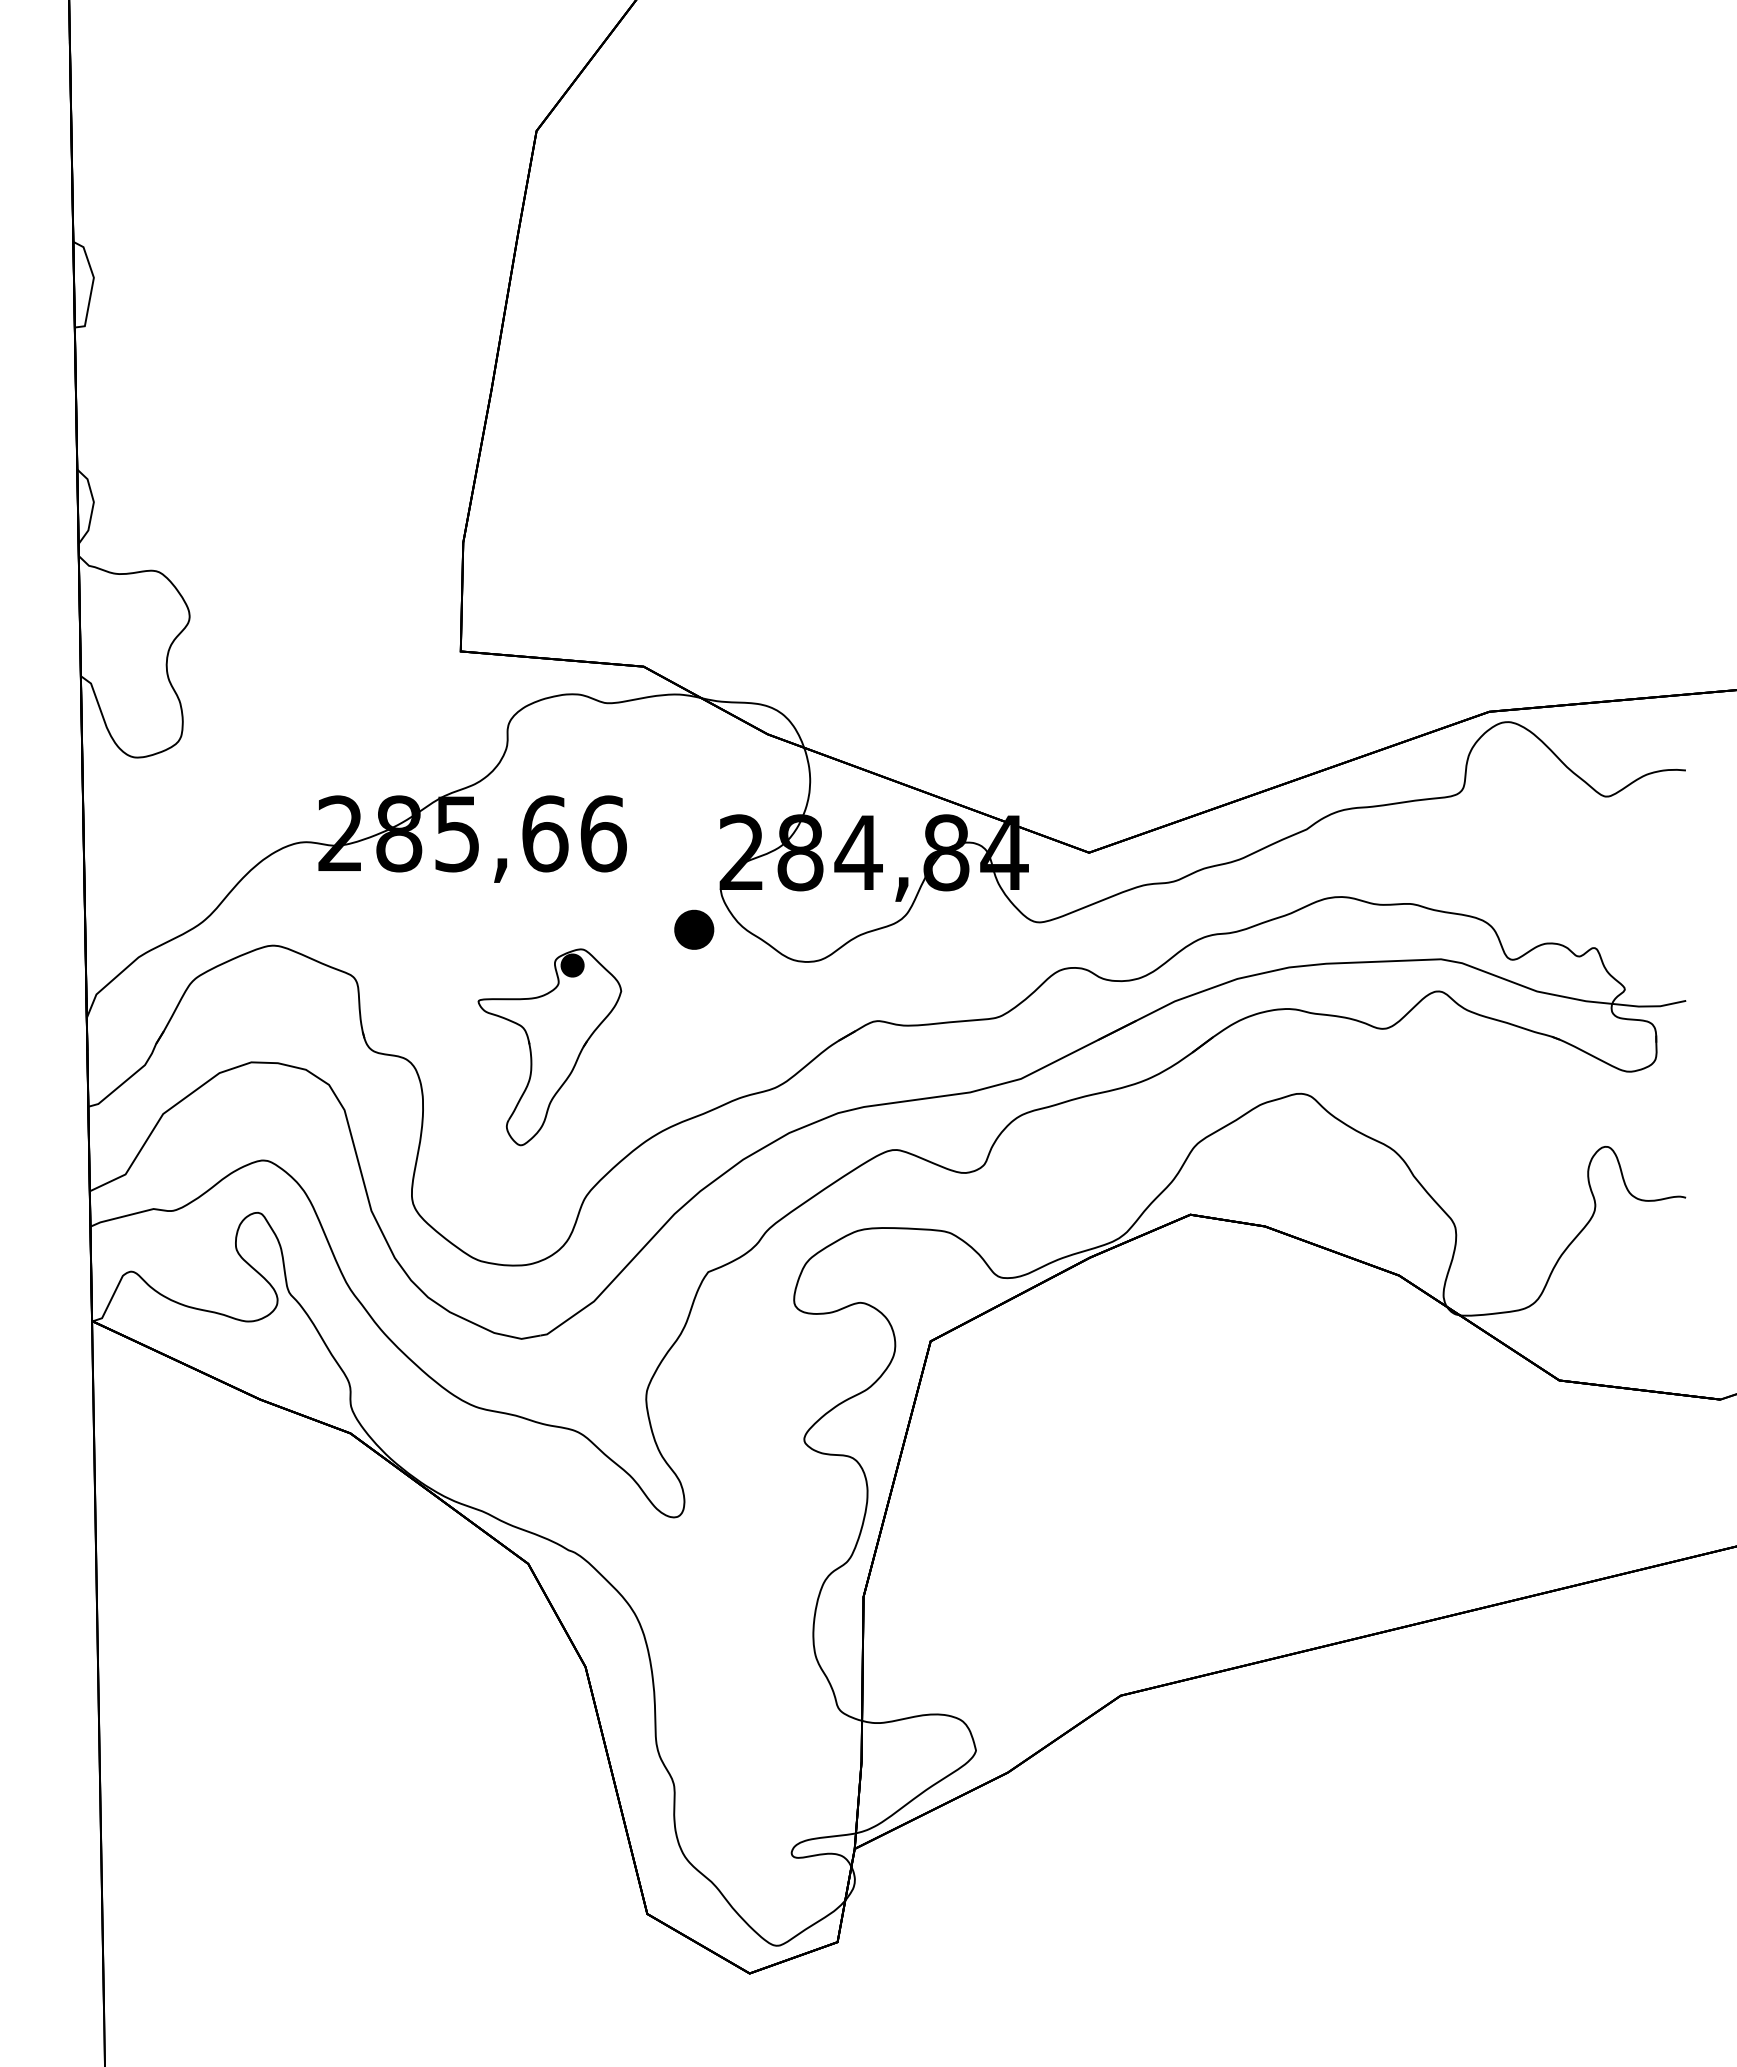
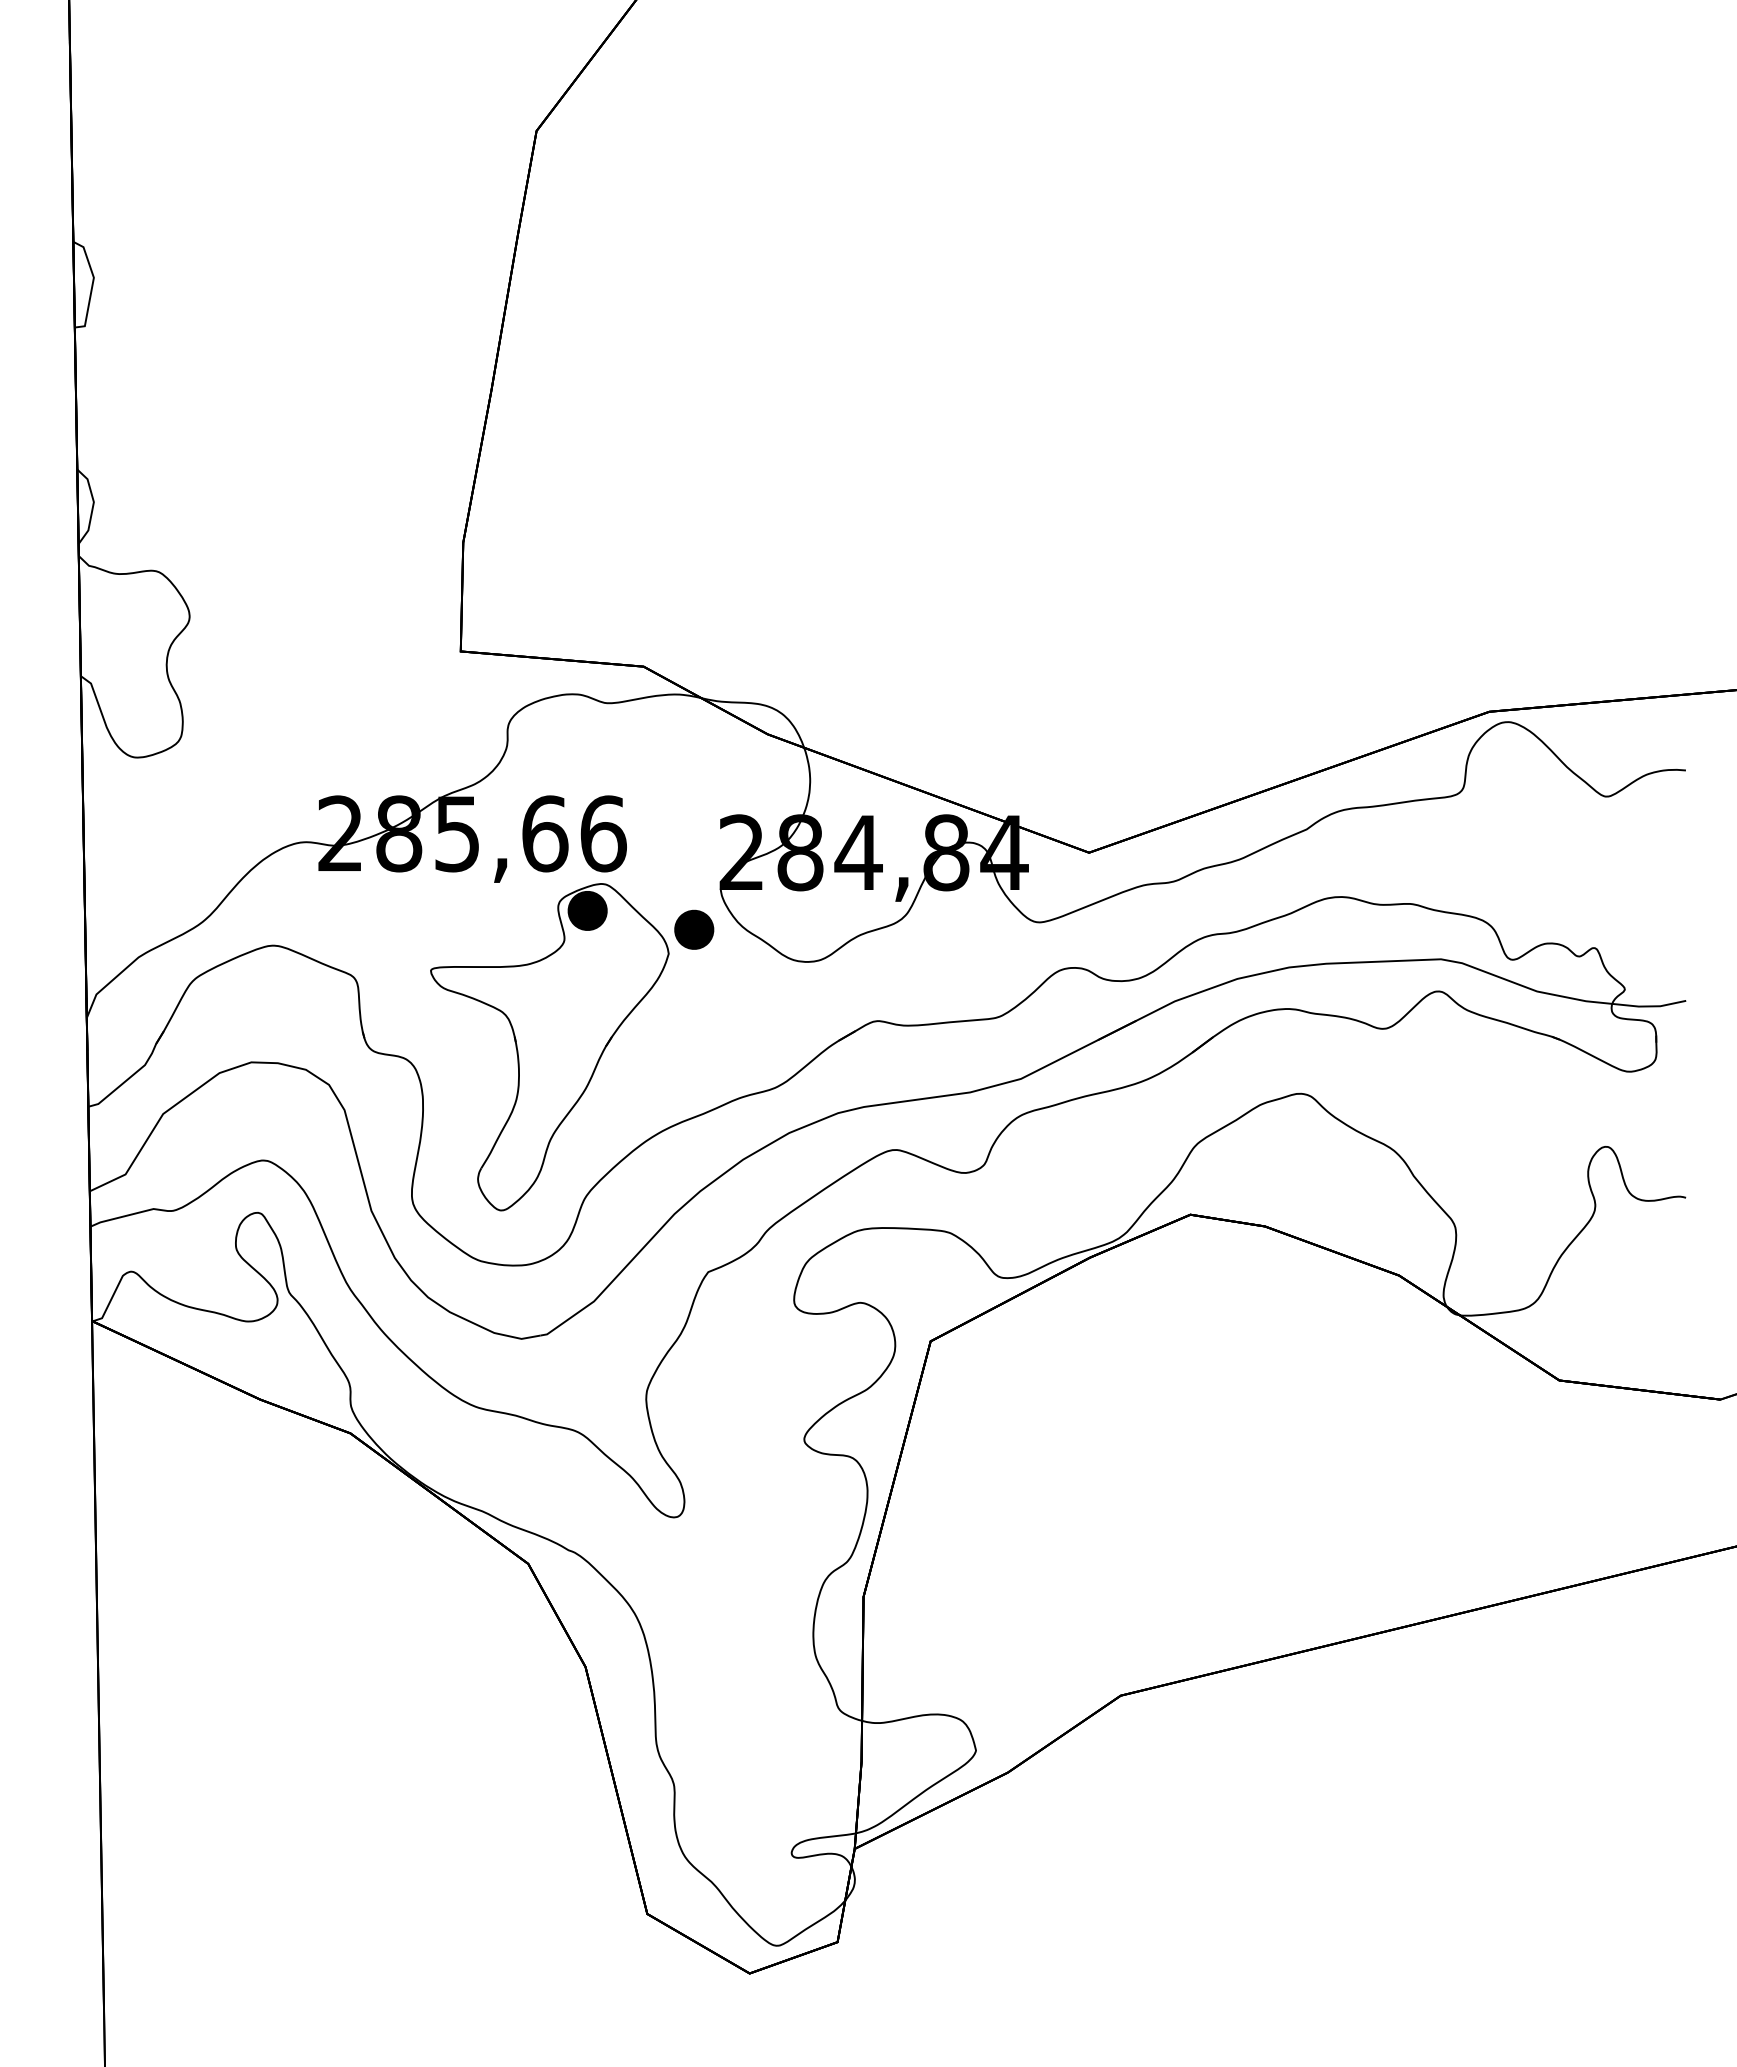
part size: 146x199 px -> 240x329 px (549, 1047)
